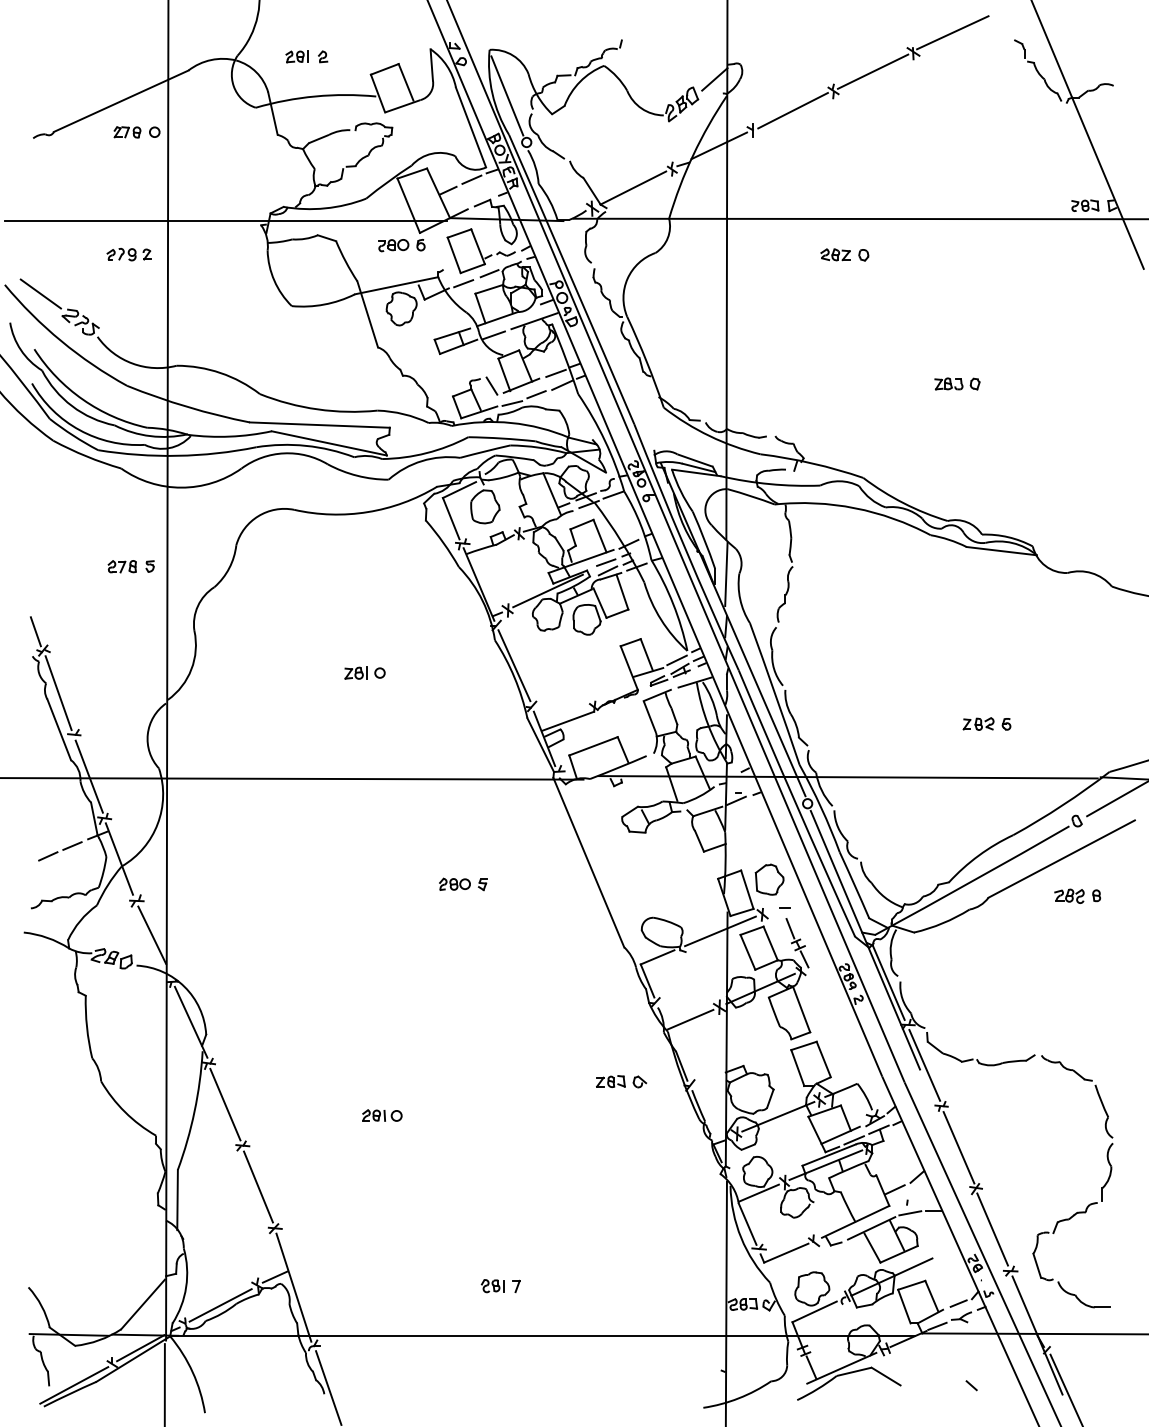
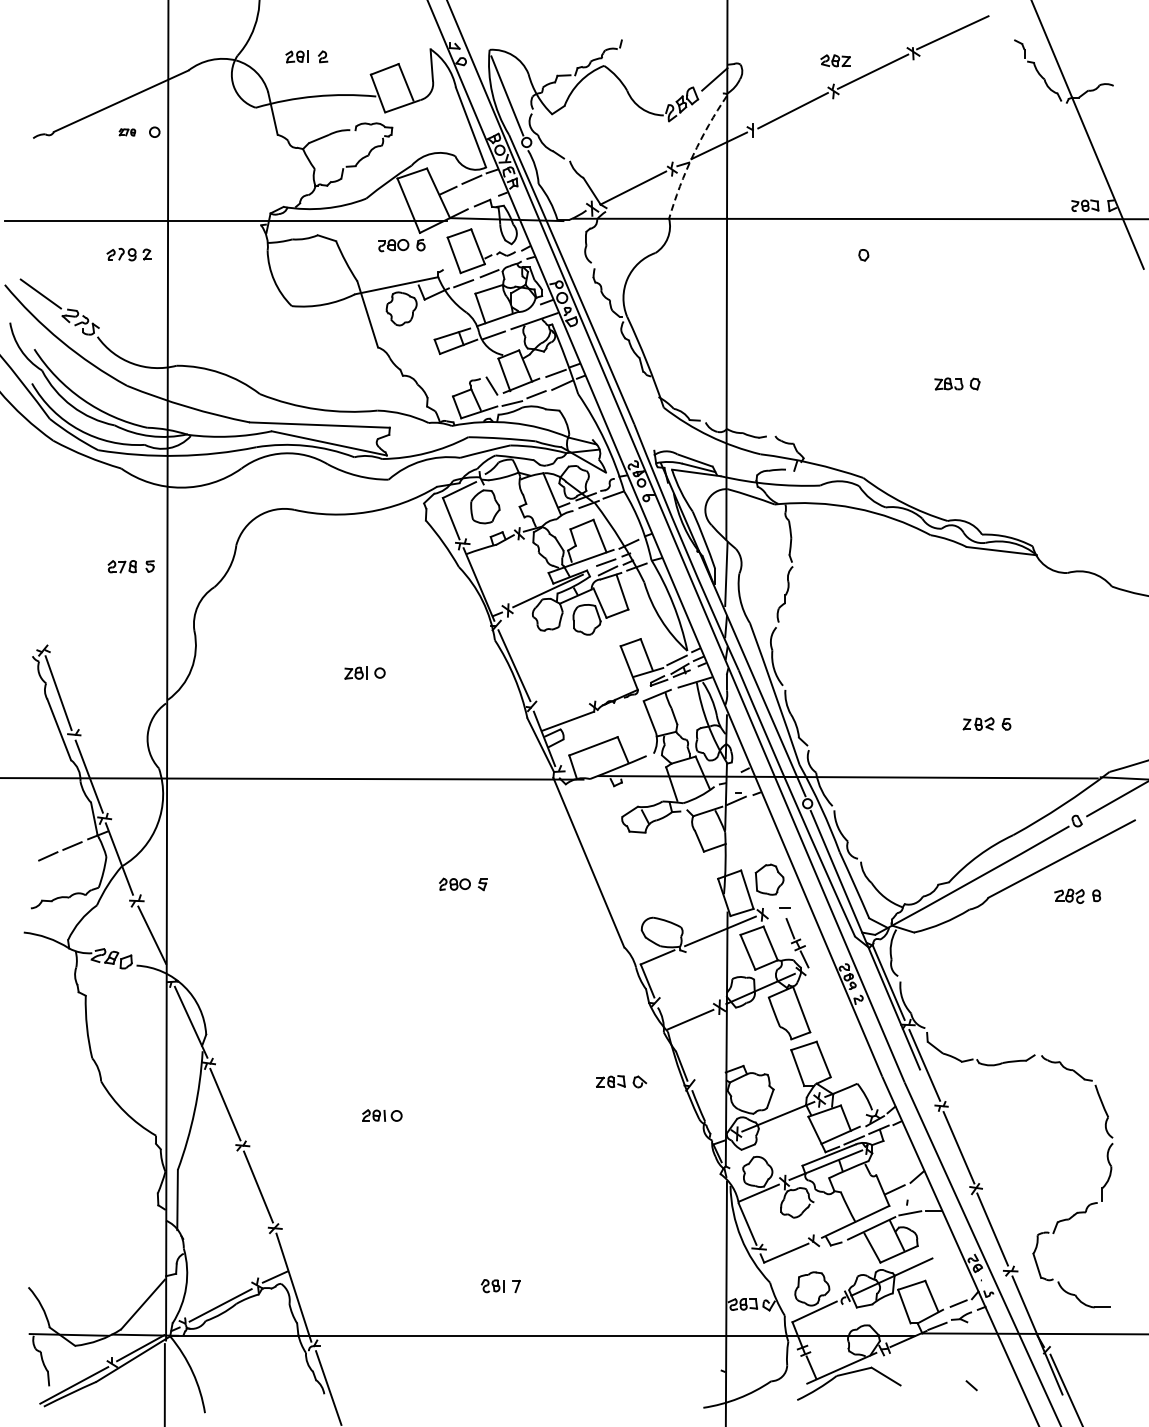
part size: 29x13 px -> 19x9 px (127, 132)
arc: solid -> dashed (693, 155)
part position: (835, 254) -> (835, 60) (835, 60)
line: present -> none (35, 631)
